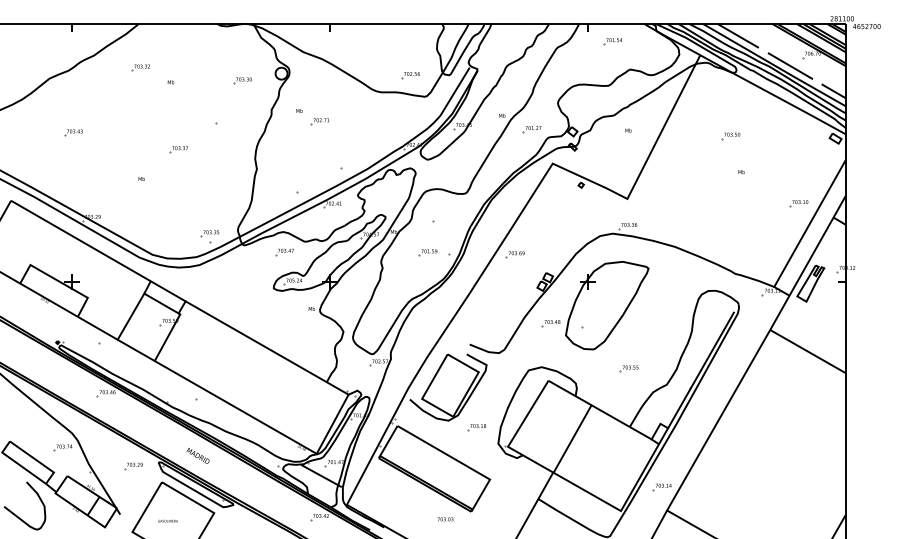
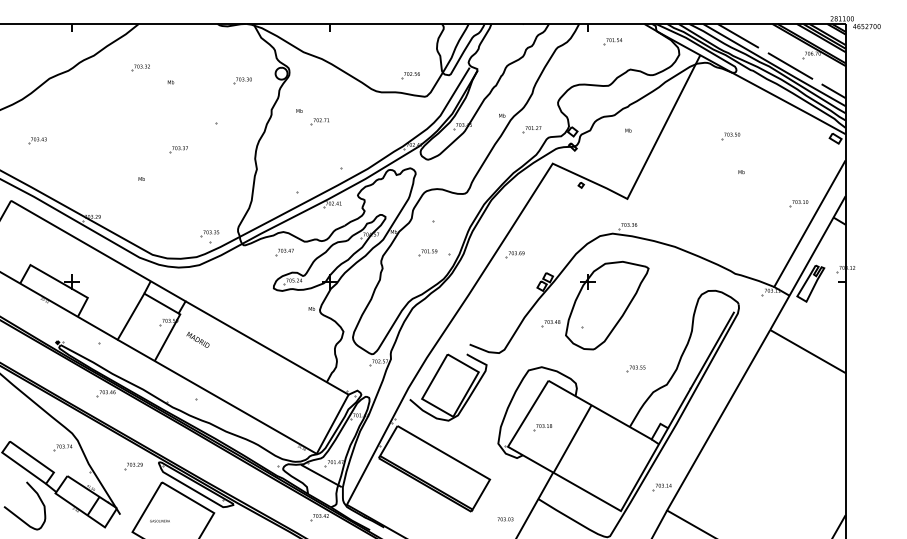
part position: (73, 132) -> (37, 140) (37, 140)
part position: (628, 368) -> (635, 368) (635, 368)
part position: (476, 427) -> (542, 427) (542, 427)
text position: (197, 455) -> (197, 339) (197, 339)
text position: (445, 519) -> (505, 519) (505, 519)
text position: (167, 520) -> (159, 520) (159, 520)
